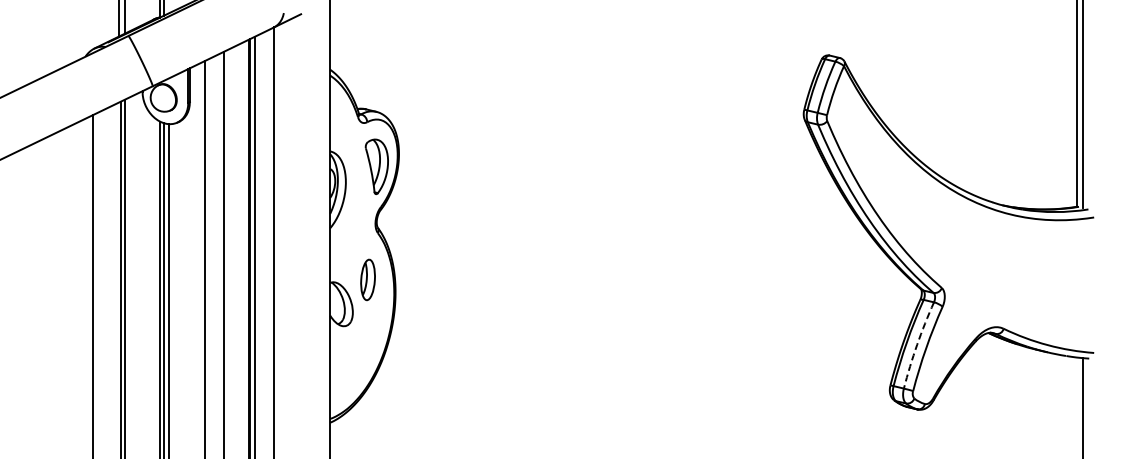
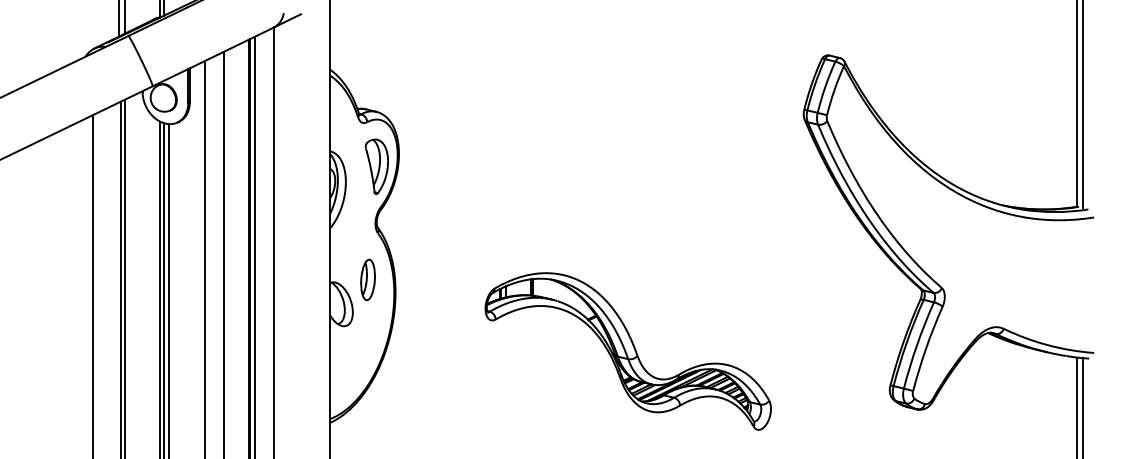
arc: dashed -> solid (917, 344)
part: none -> present (627, 351)
line: none -> present (1077, 406)
